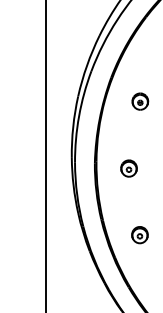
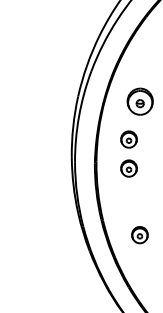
part size: 19x19 px -> 28x29 px (139, 101)
part: none -> present (128, 139)
line: present -> none (46, 155)
